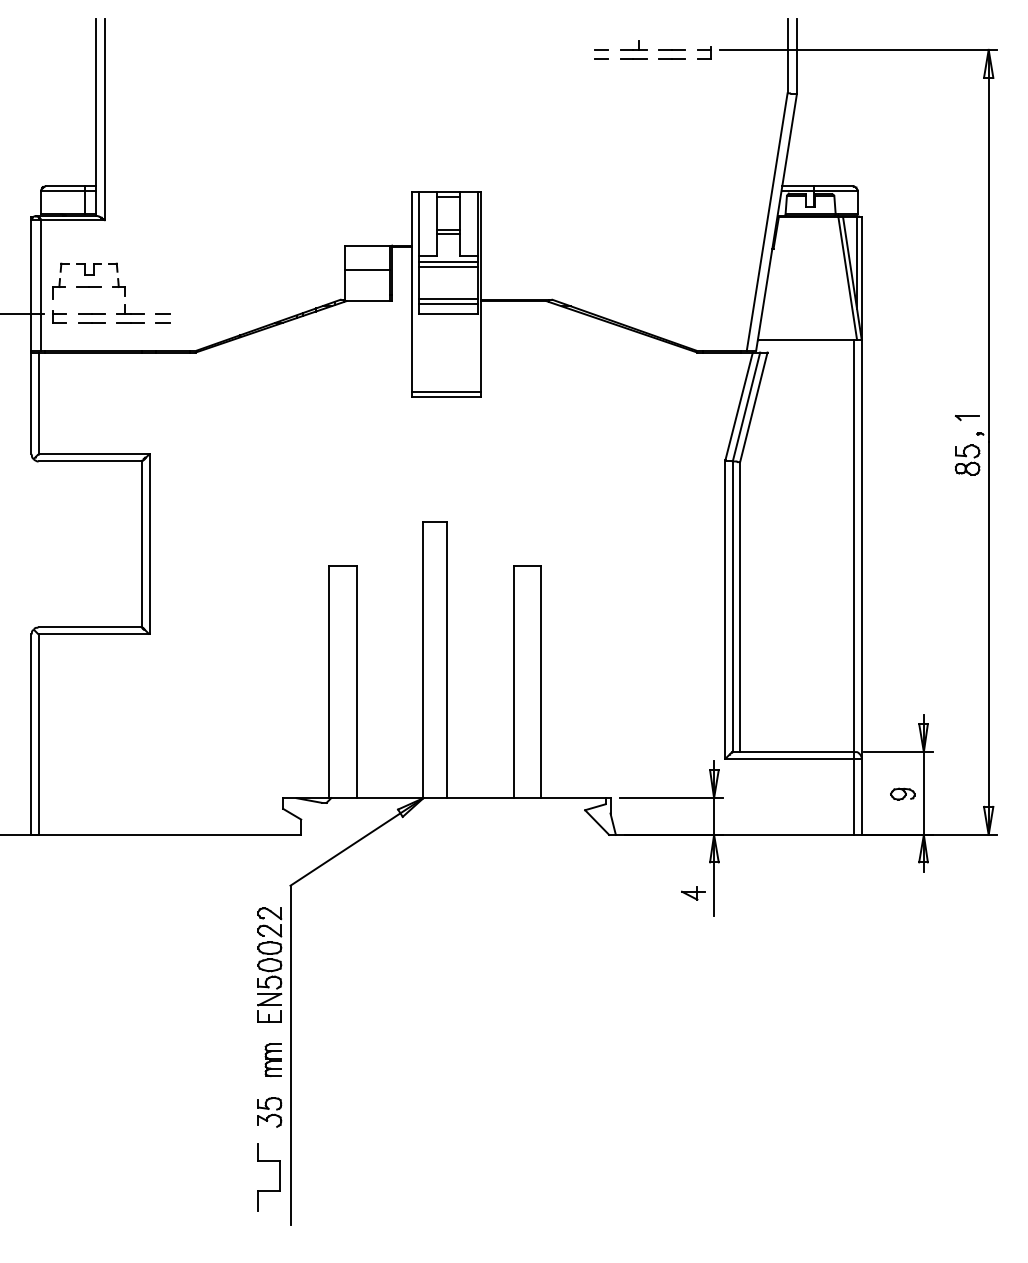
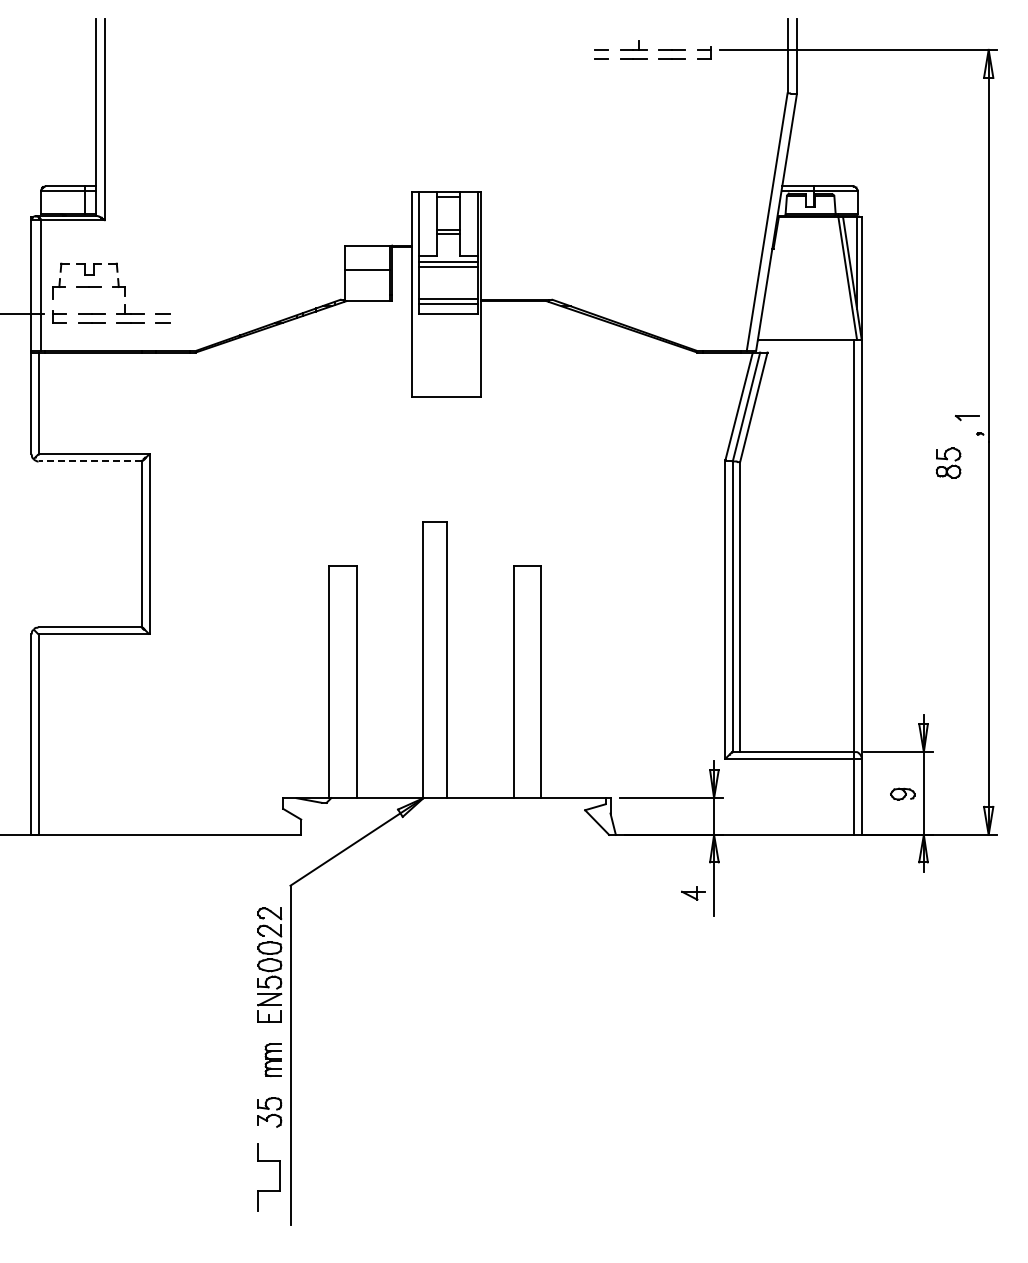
line: present -> none (446, 391)
part position: (967, 459) -> (948, 462) (948, 462)
line: solid -> dashed (90, 461)
